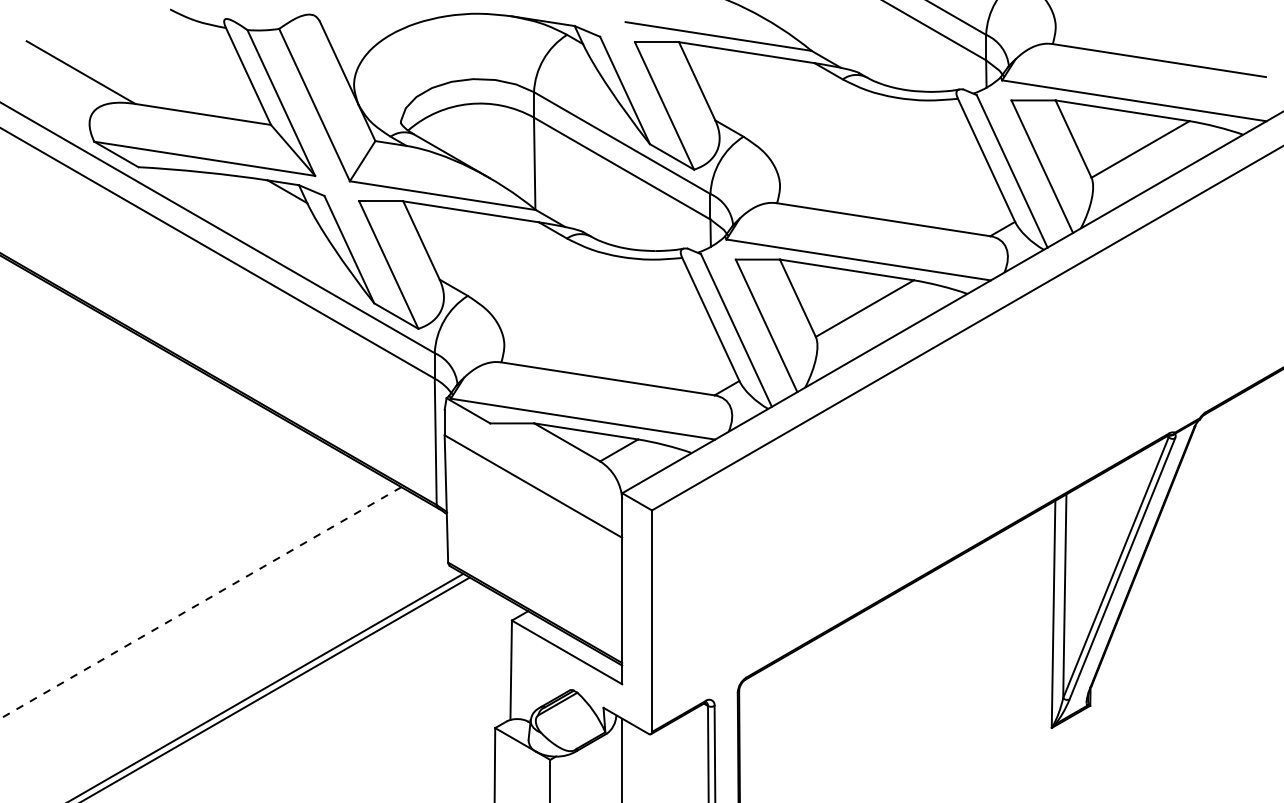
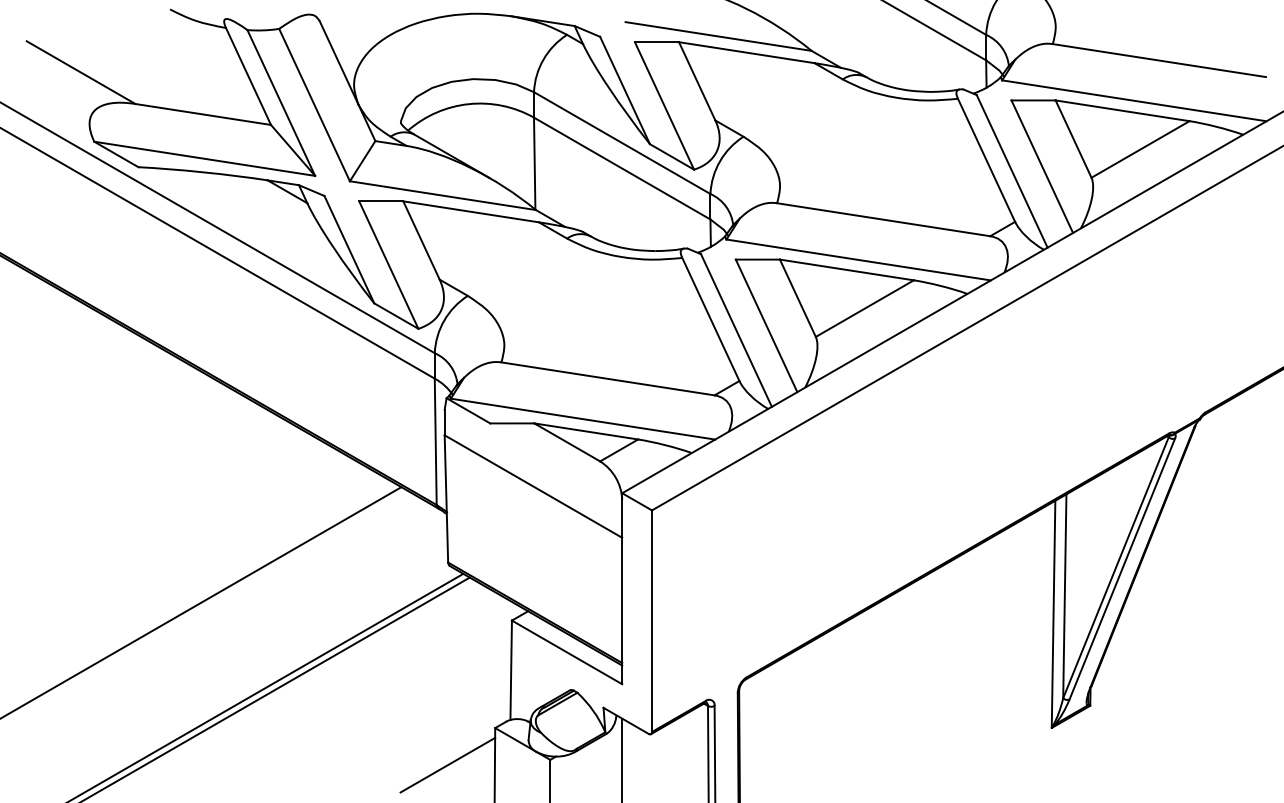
line: dashed -> solid (200, 603)
line: none -> present (447, 764)
